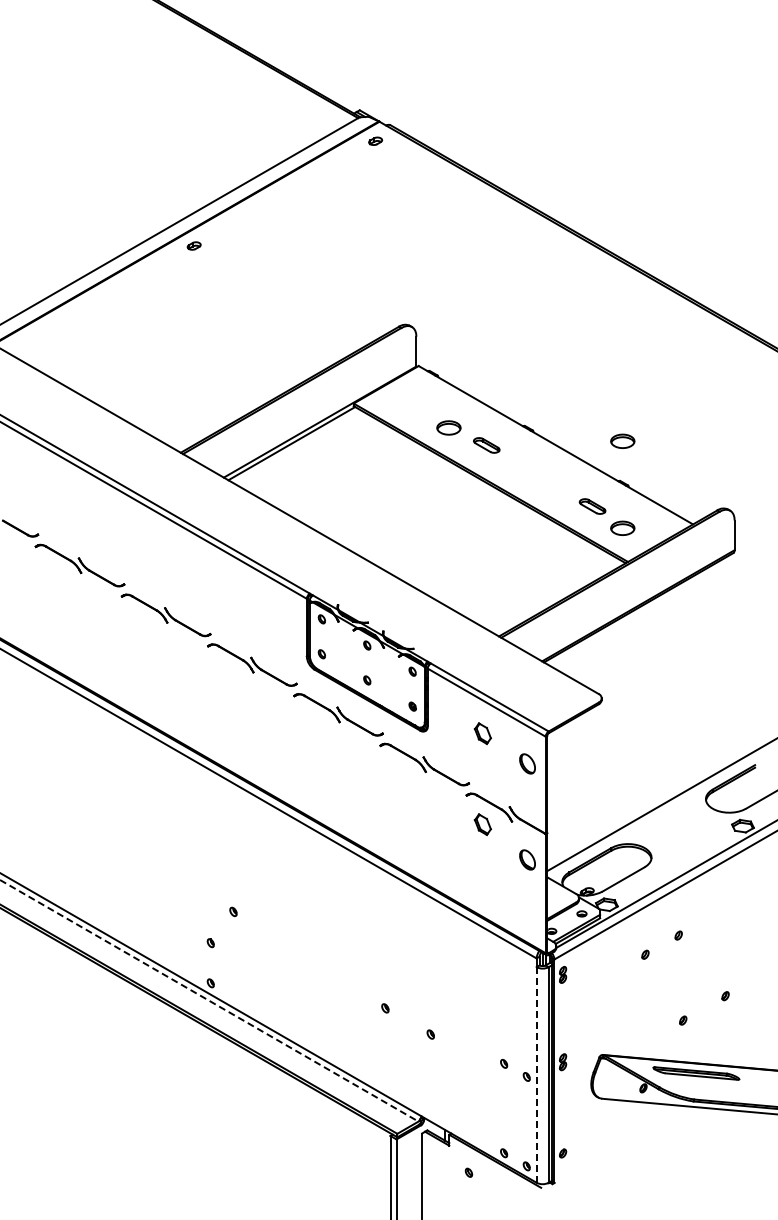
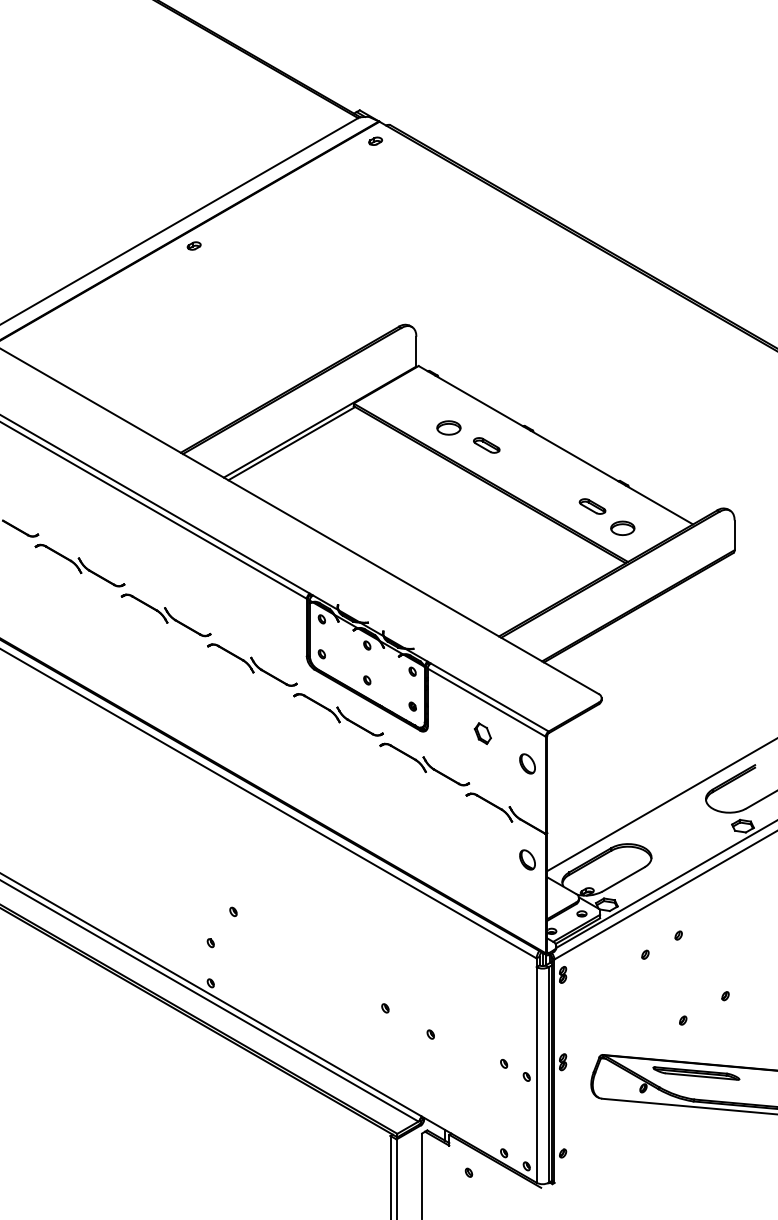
part: present -> none (622, 440)
part: present -> none (482, 824)
line: dashed -> solid (209, 1001)
line: dashed -> solid (536, 1074)
